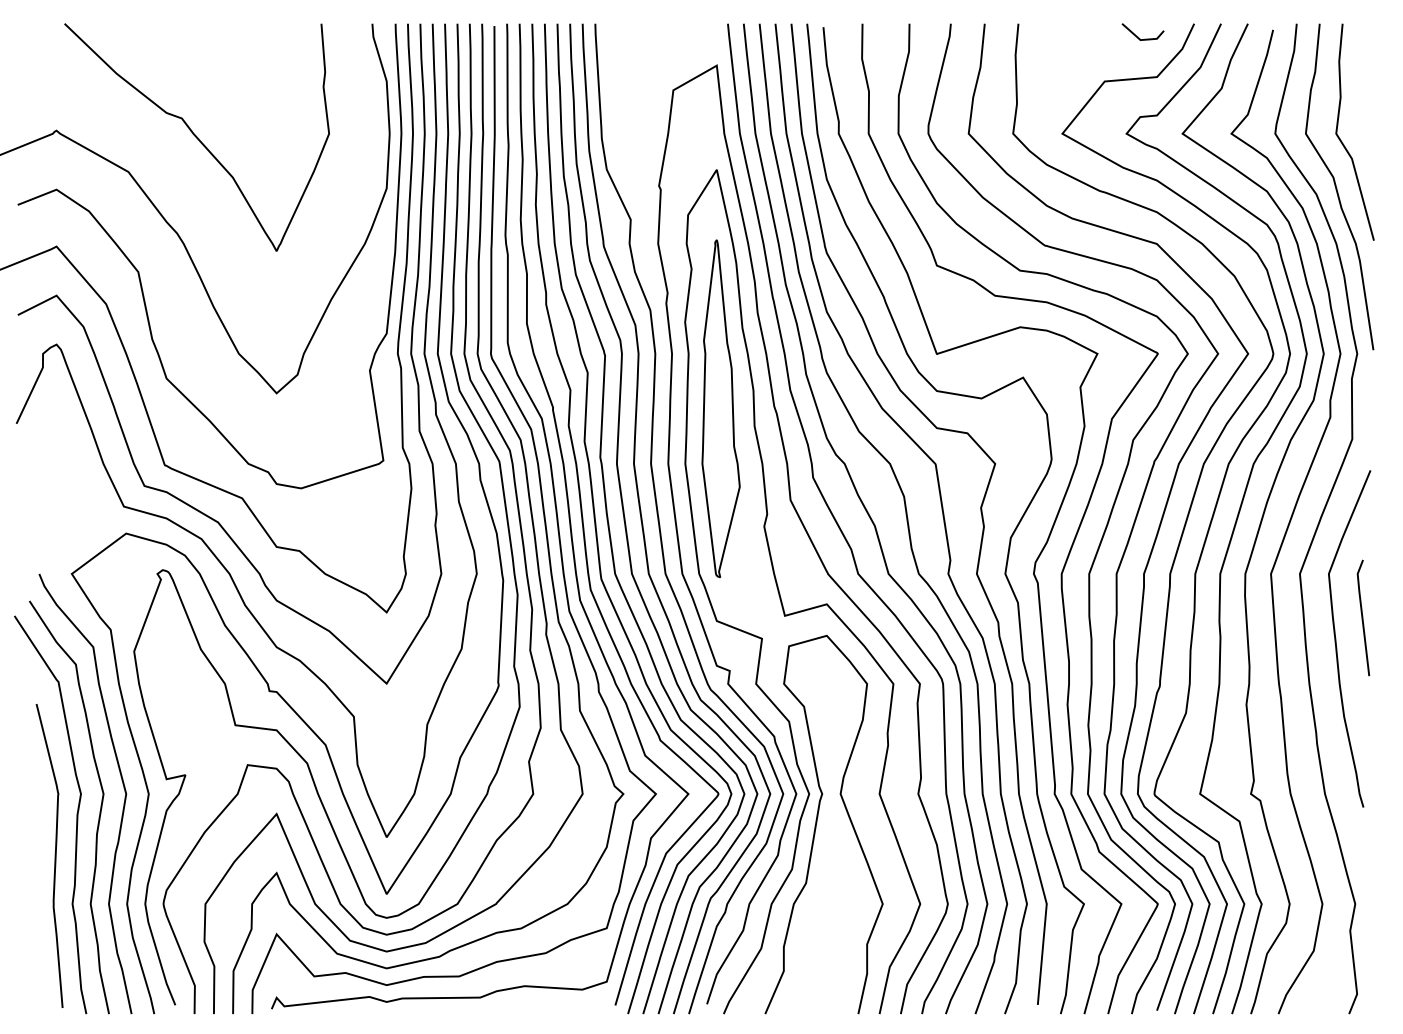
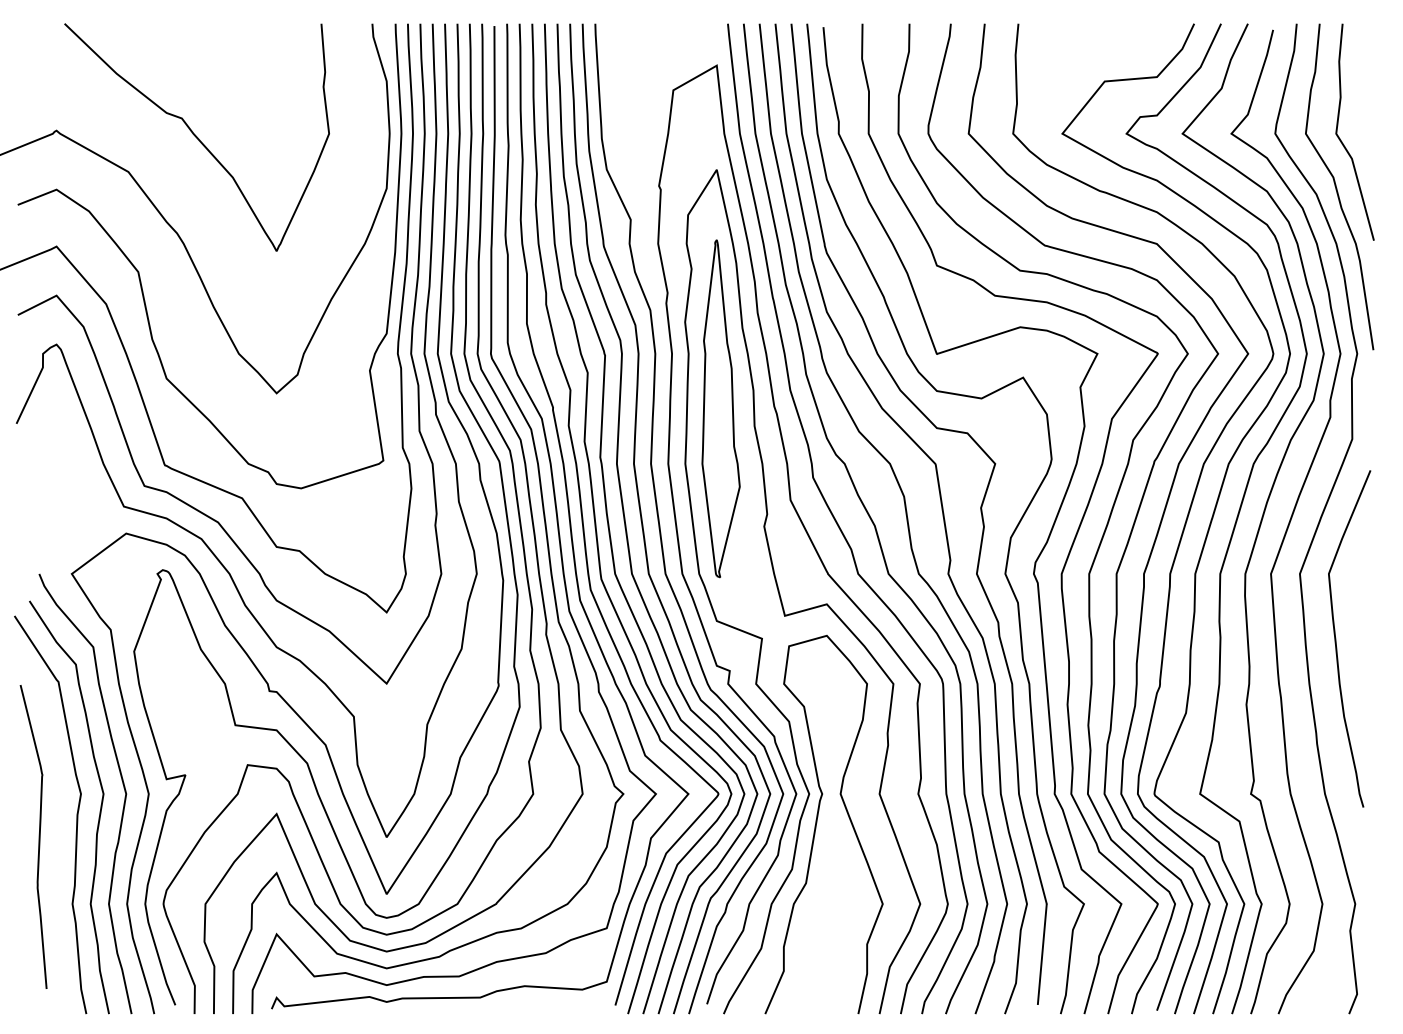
line: present -> none (1138, 36)
line: present -> none (1363, 617)
curve position: (54, 855) -> (38, 836) (38, 836)
